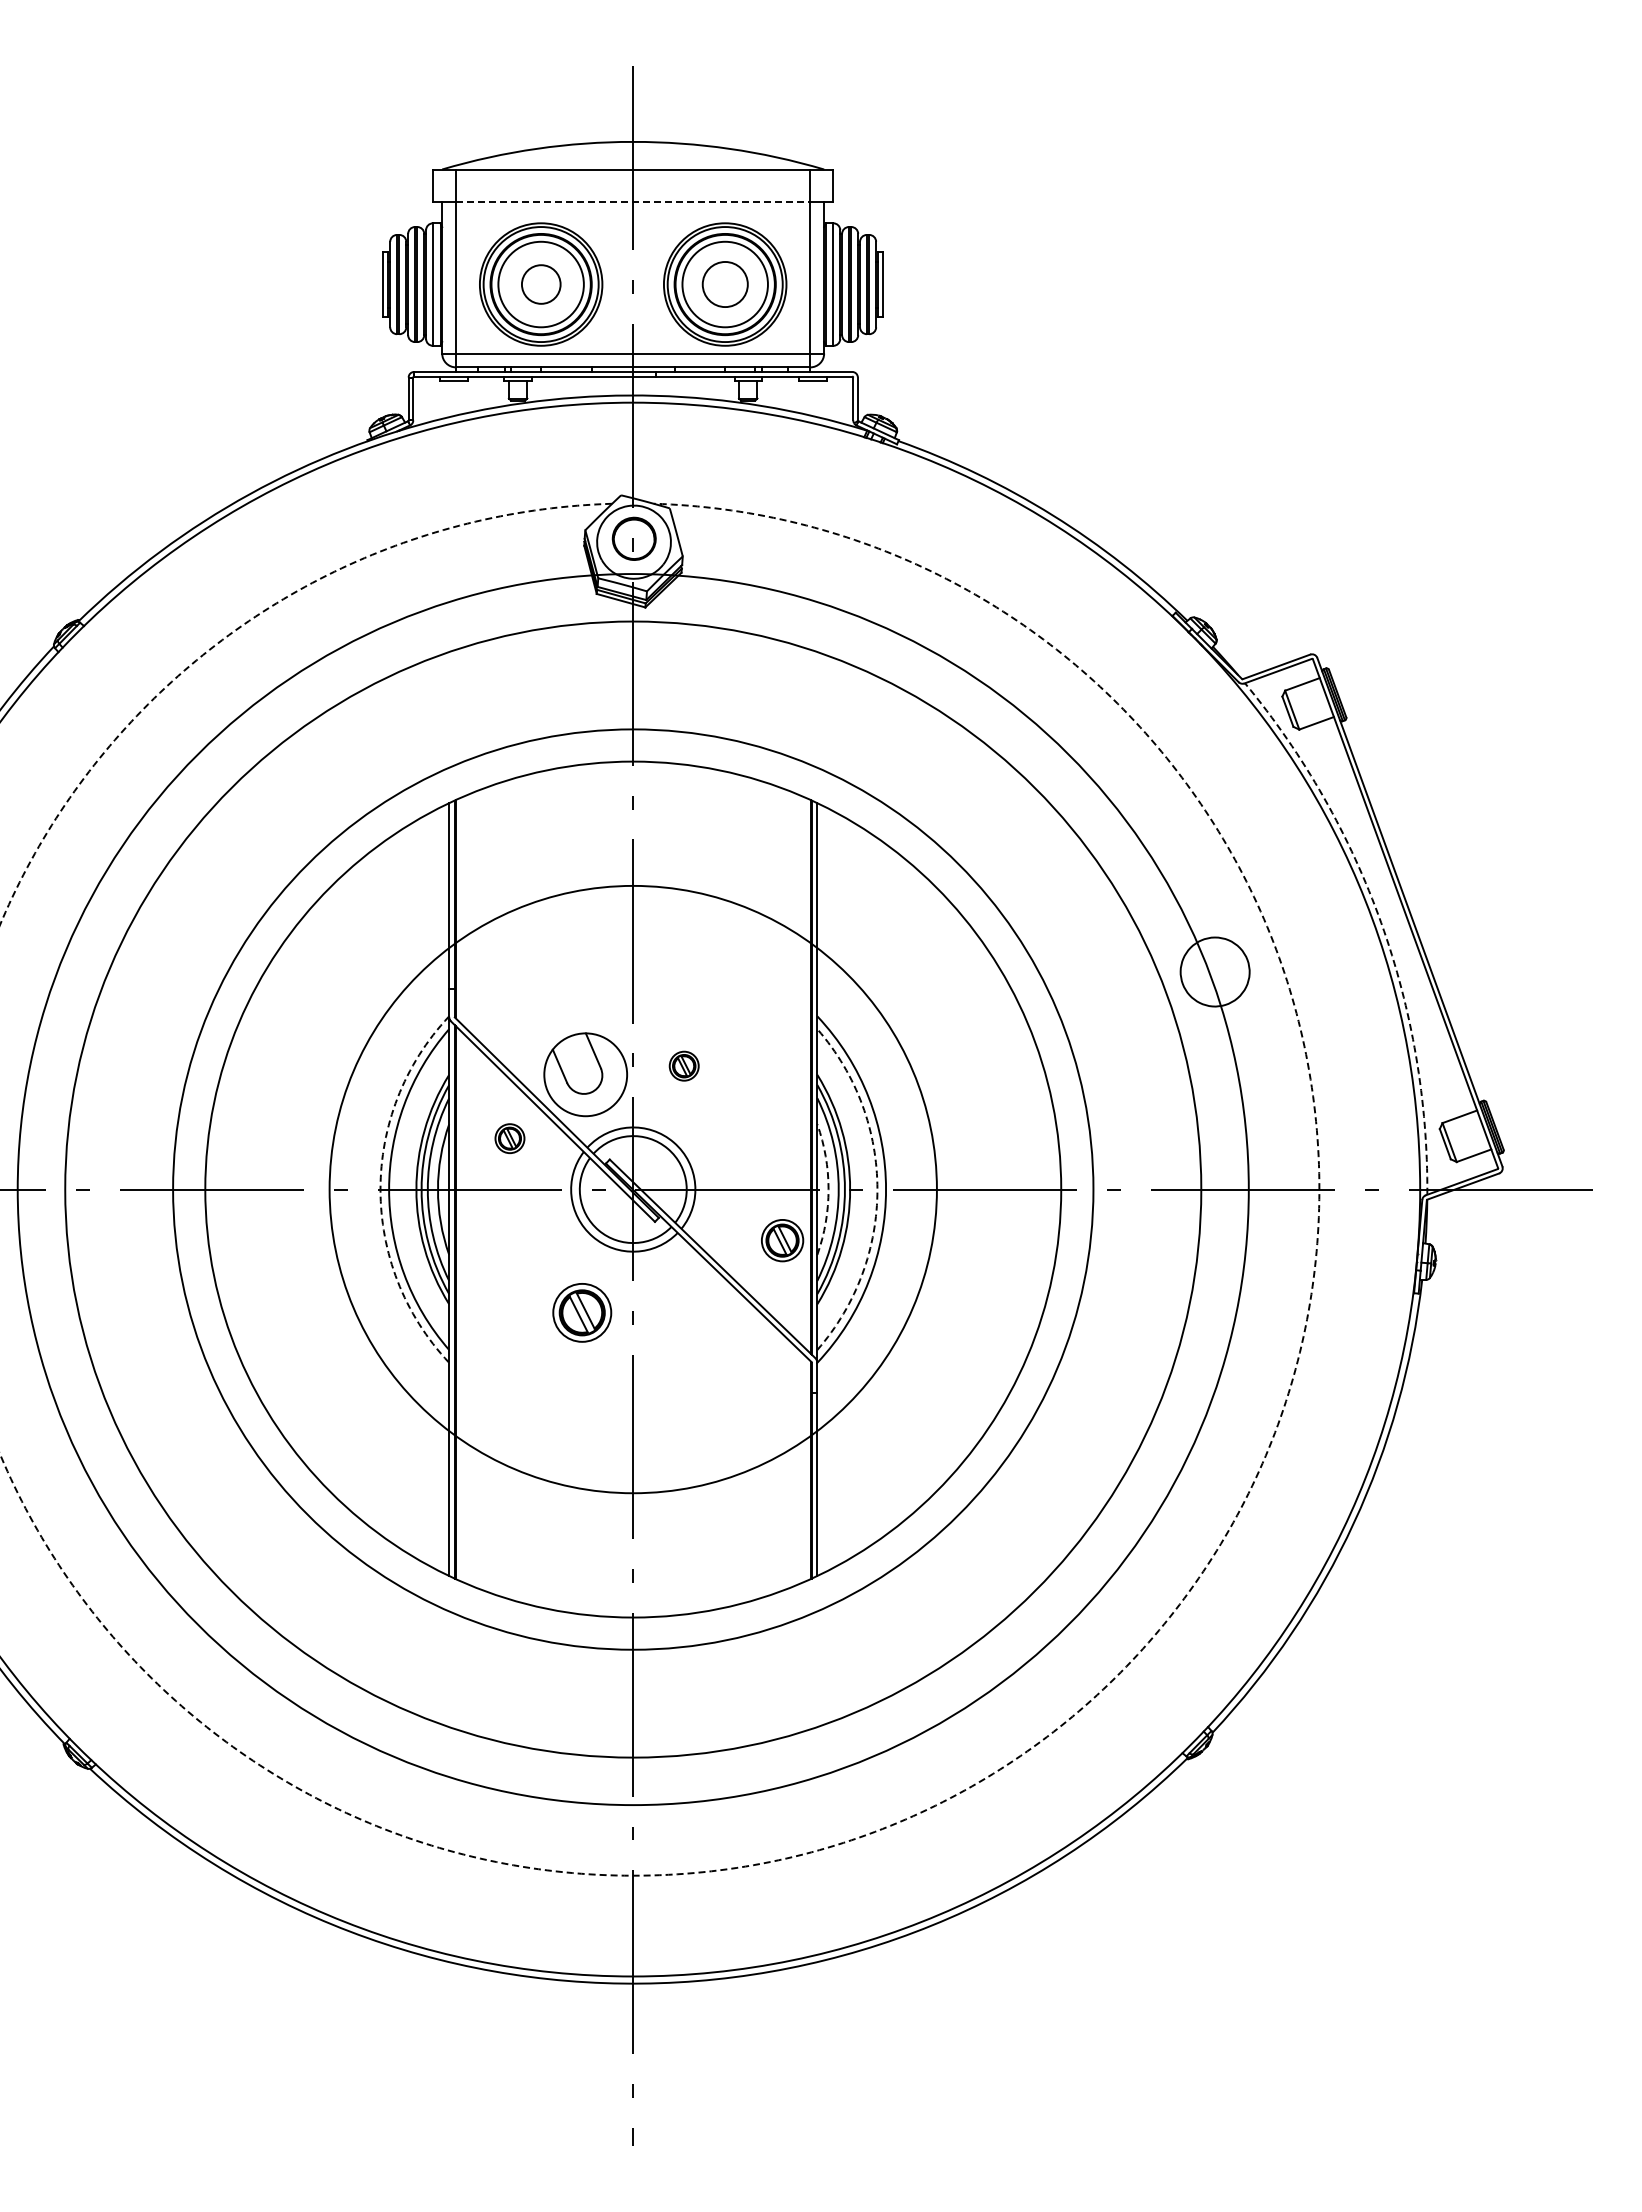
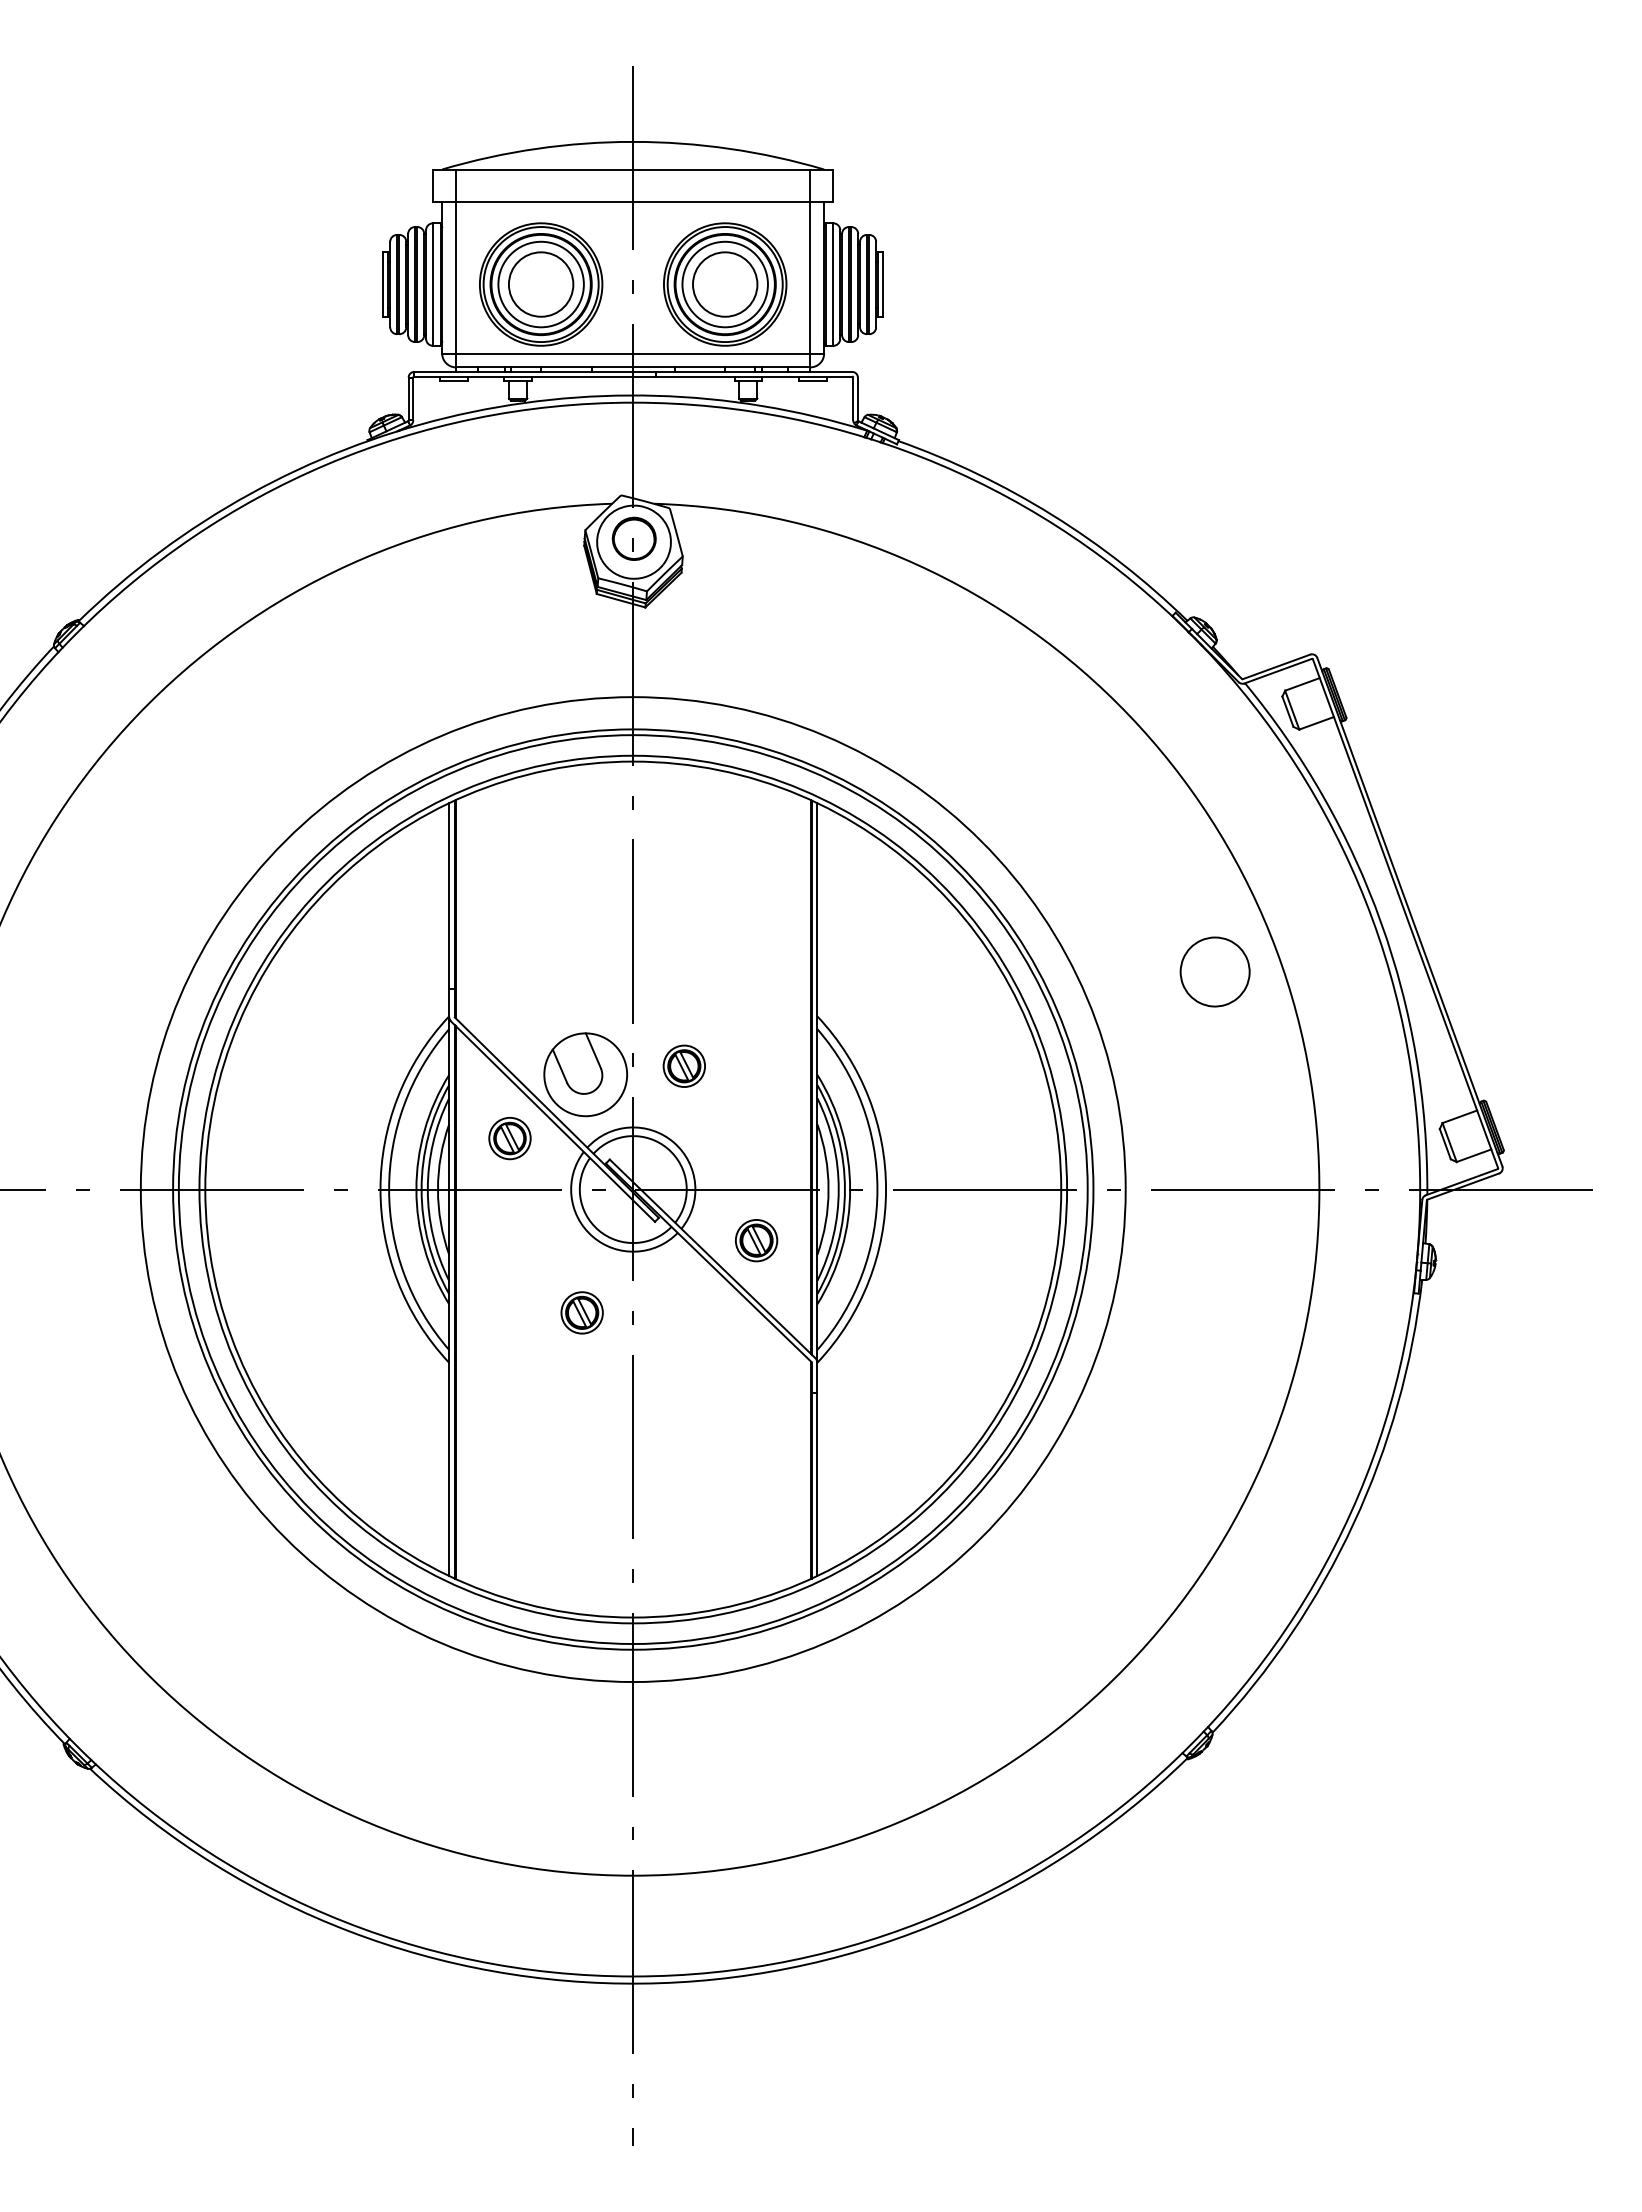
line: dashed -> solid (633, 201)
circle size: 41x41 px -> 67x67 px (541, 284)
circle size: 48x47 px -> 67x67 px (725, 284)
arc: dashed -> solid (1381, 922)
part size: 32x32 px -> 44x44 px (683, 1065)
part size: 32x32 px -> 44x44 px (509, 1138)
arc: dashed -> solid (380, 1189)
circle diameter: 1231 px -> 985 px (632, 1189)
circle diameter: 607 px -> 868 px (633, 1189)
circle diameter: 1136 px -> 909 px (632, 1189)
arc: dashed -> solid (828, 1189)
arc: dashed -> solid (877, 1189)
part position: (782, 1240) -> (756, 1240) (756, 1240)
part size: 61x60 px -> 44x44 px (581, 1312)
arc: dashed -> solid (898, 1822)
